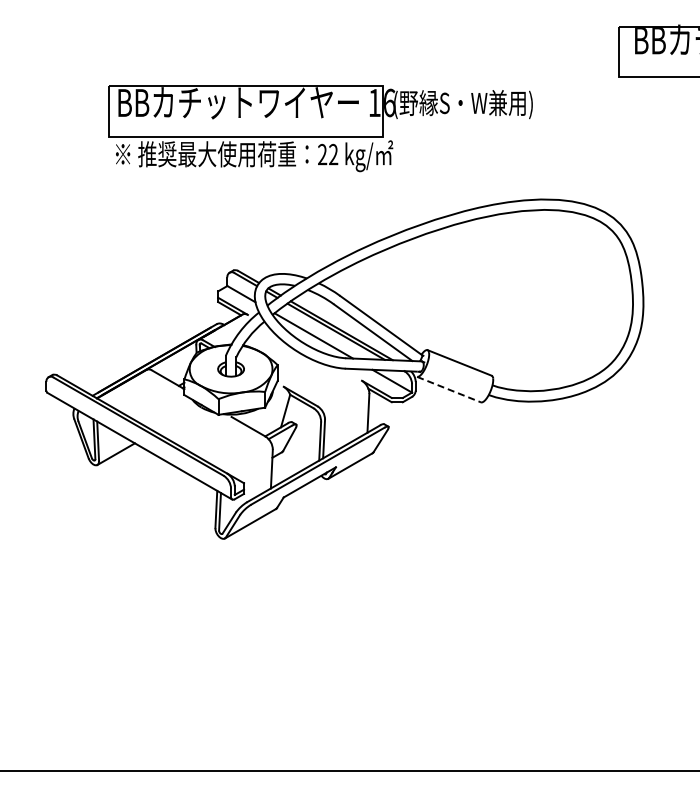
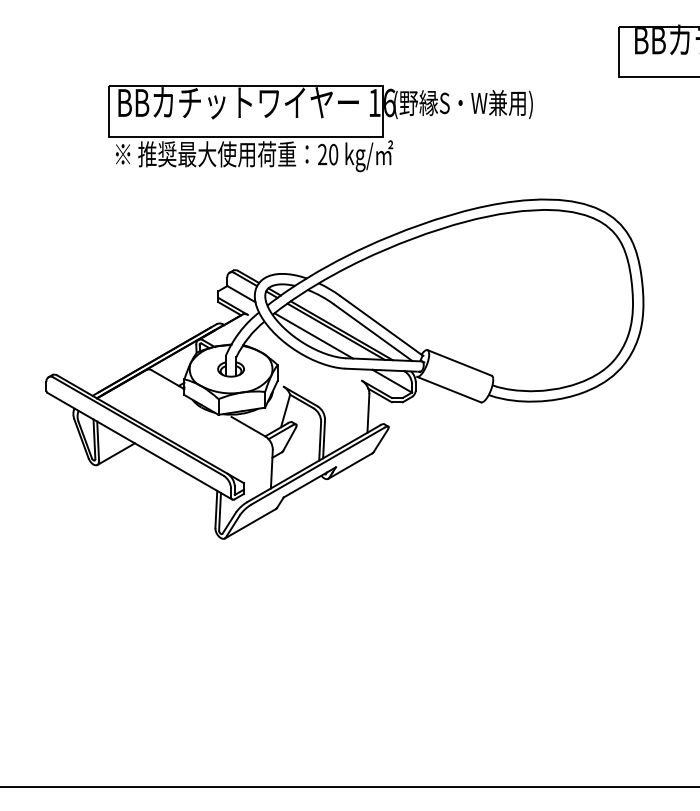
text: 22 -> 20 (333, 154)
line: dashed -> solid (449, 389)
line position: (349, 770) -> (349, 786) (349, 786)
